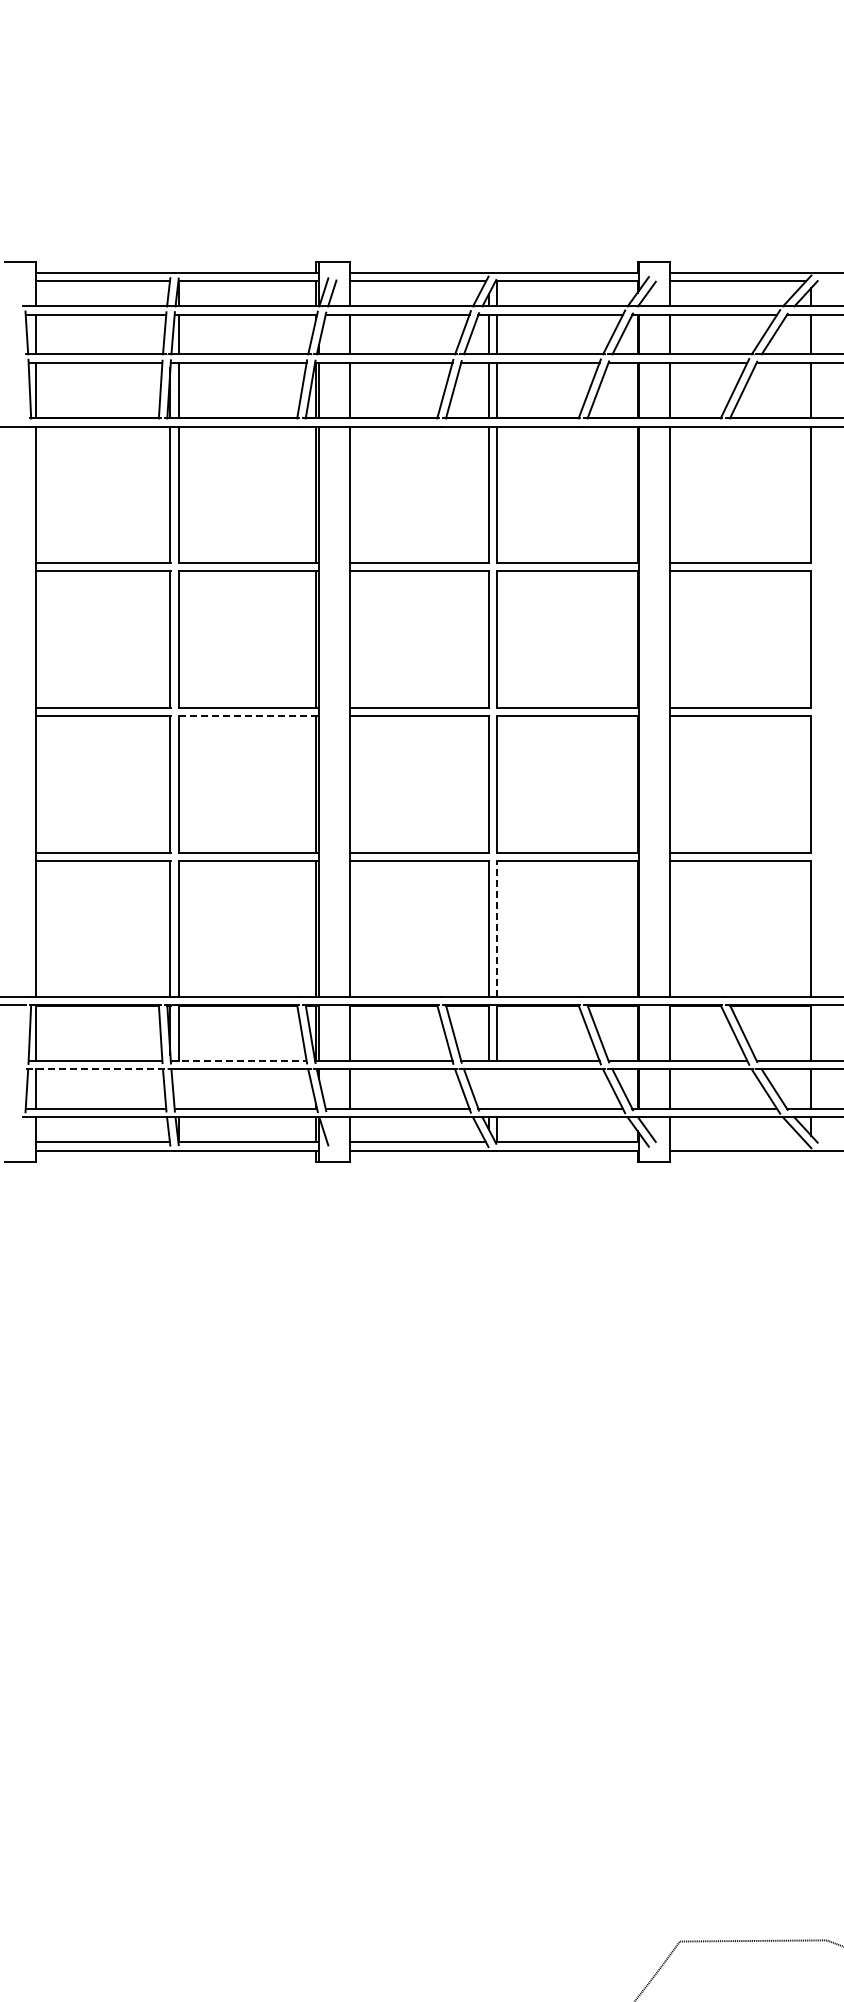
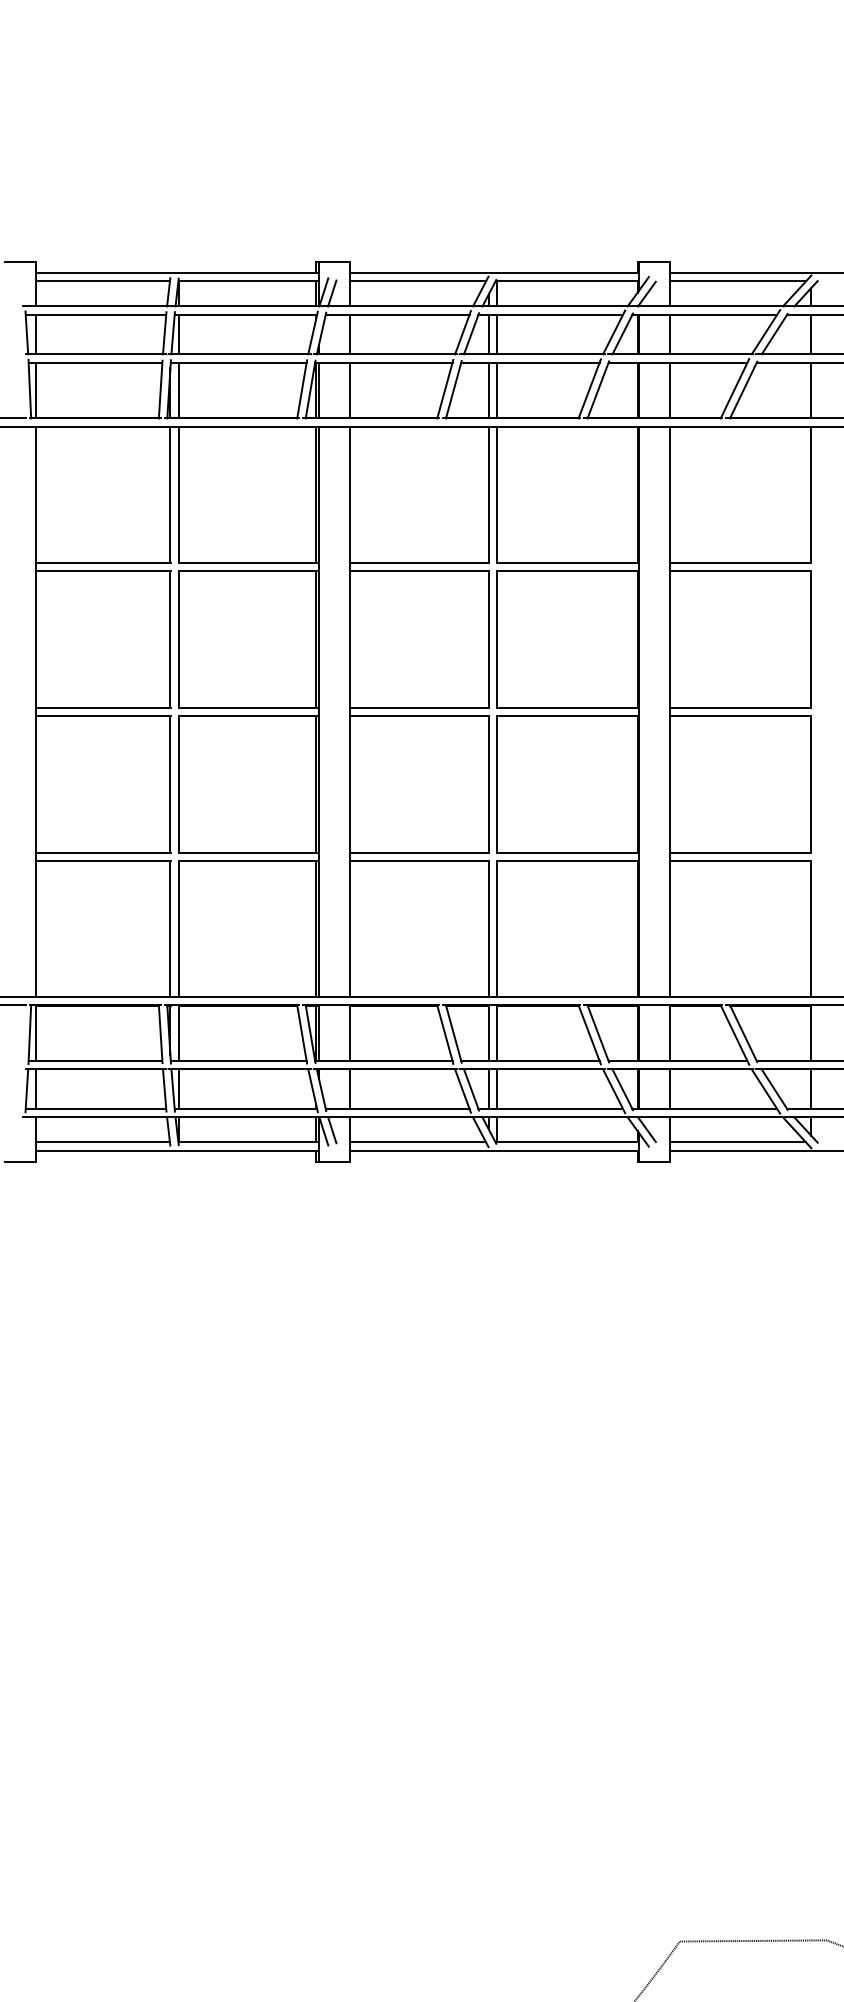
line: none -> present (13, 418)
line: dashed -> solid (248, 716)
line: dashed -> solid (497, 928)
line: dashed -> solid (238, 1061)
line: dashed -> solid (95, 1069)
line: none -> present (178, 1088)
line: none -> present (488, 1088)
line: none -> present (497, 1088)
line: none -> present (332, 1130)
line: none -> present (737, 1142)
